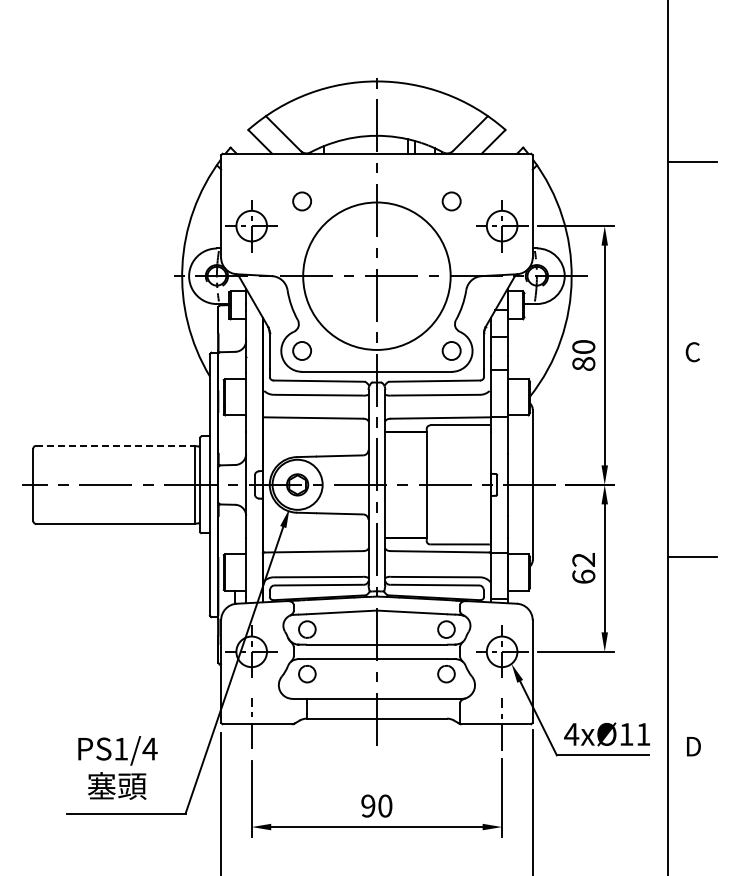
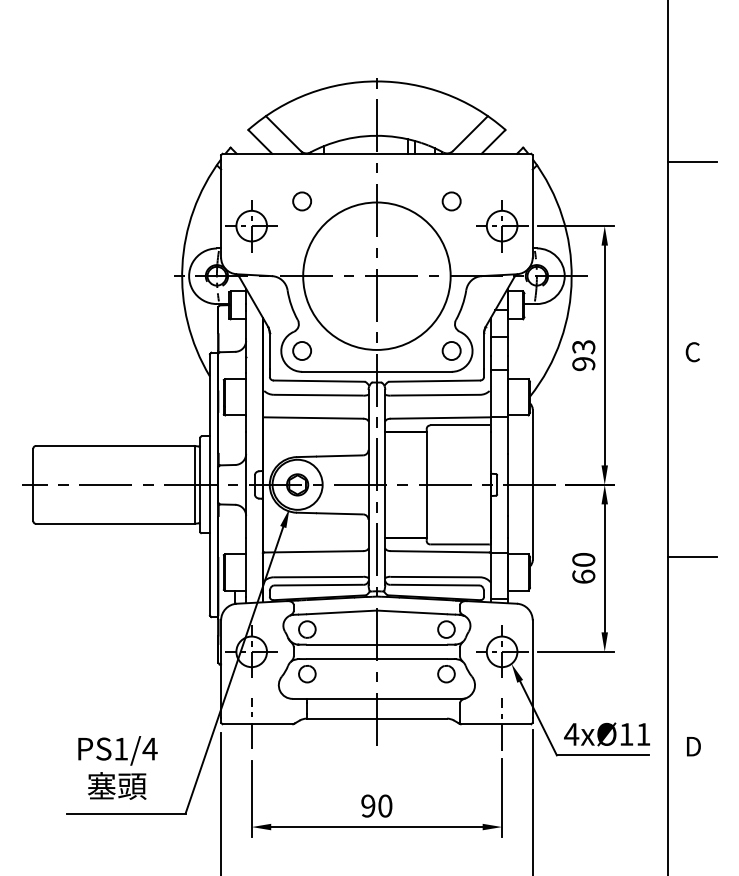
text: 80 -> 93 (583, 355)
line: dashed -> solid (115, 445)
text: 62 -> 60 (583, 559)
